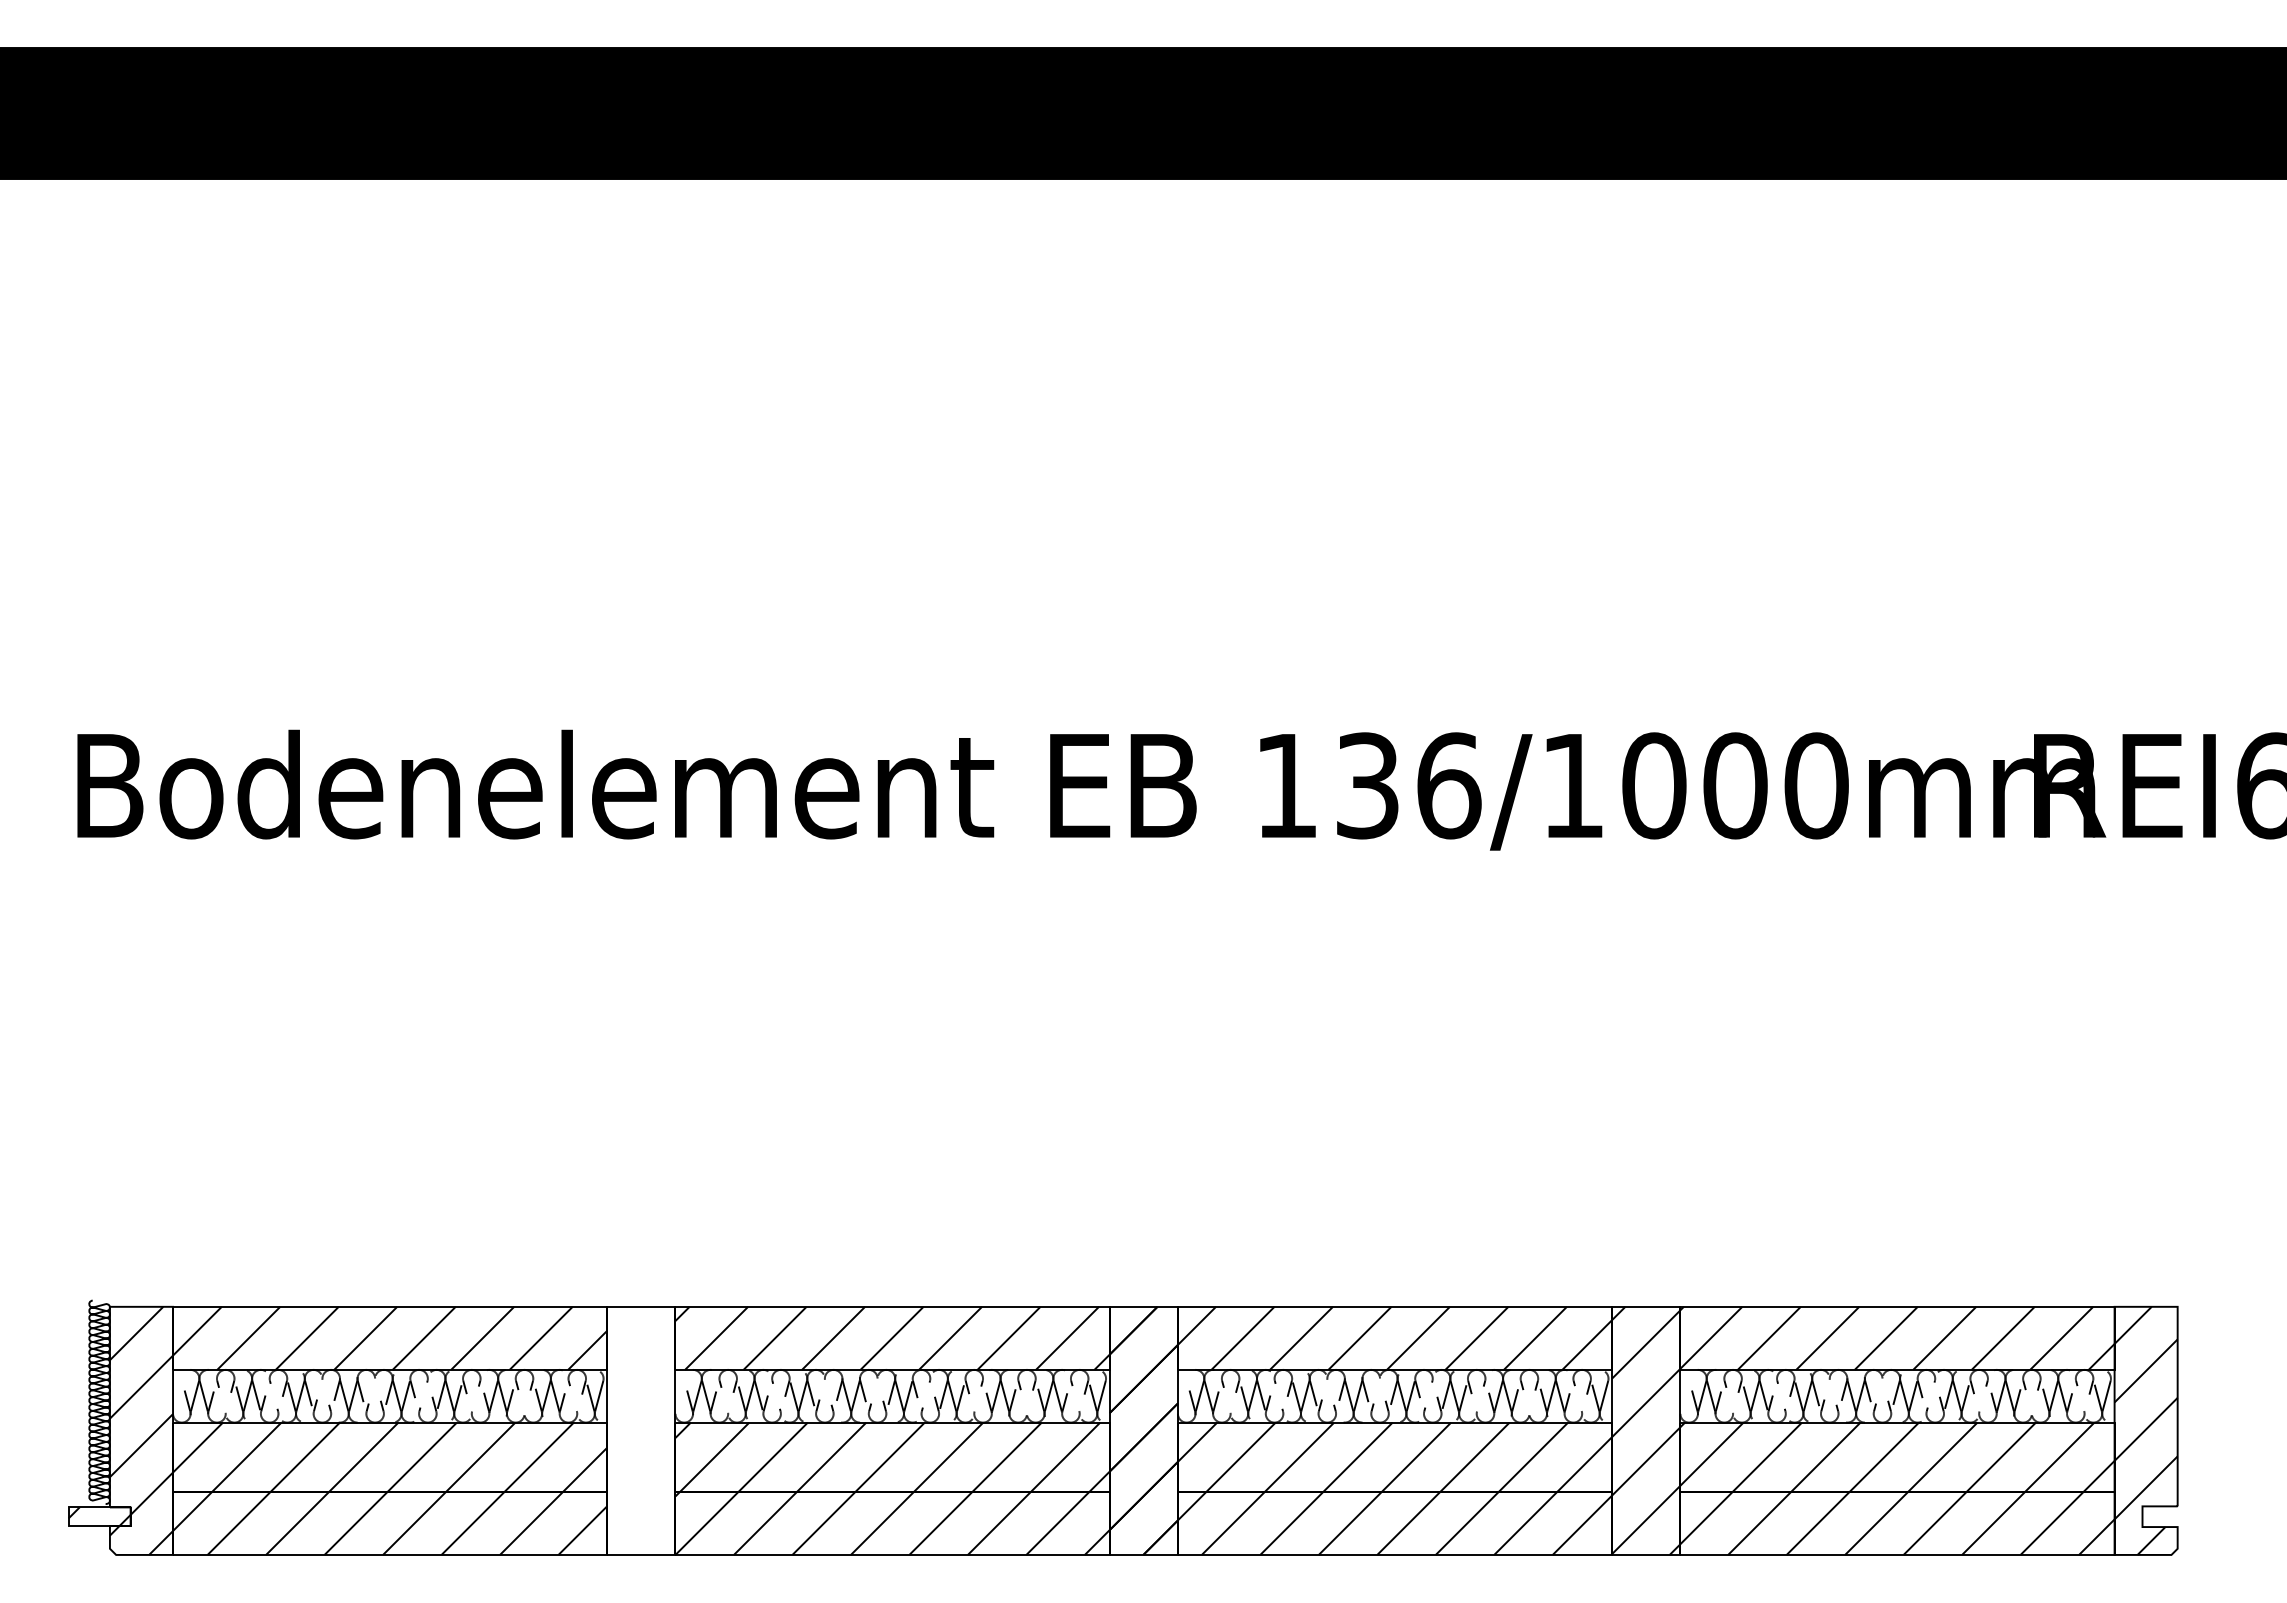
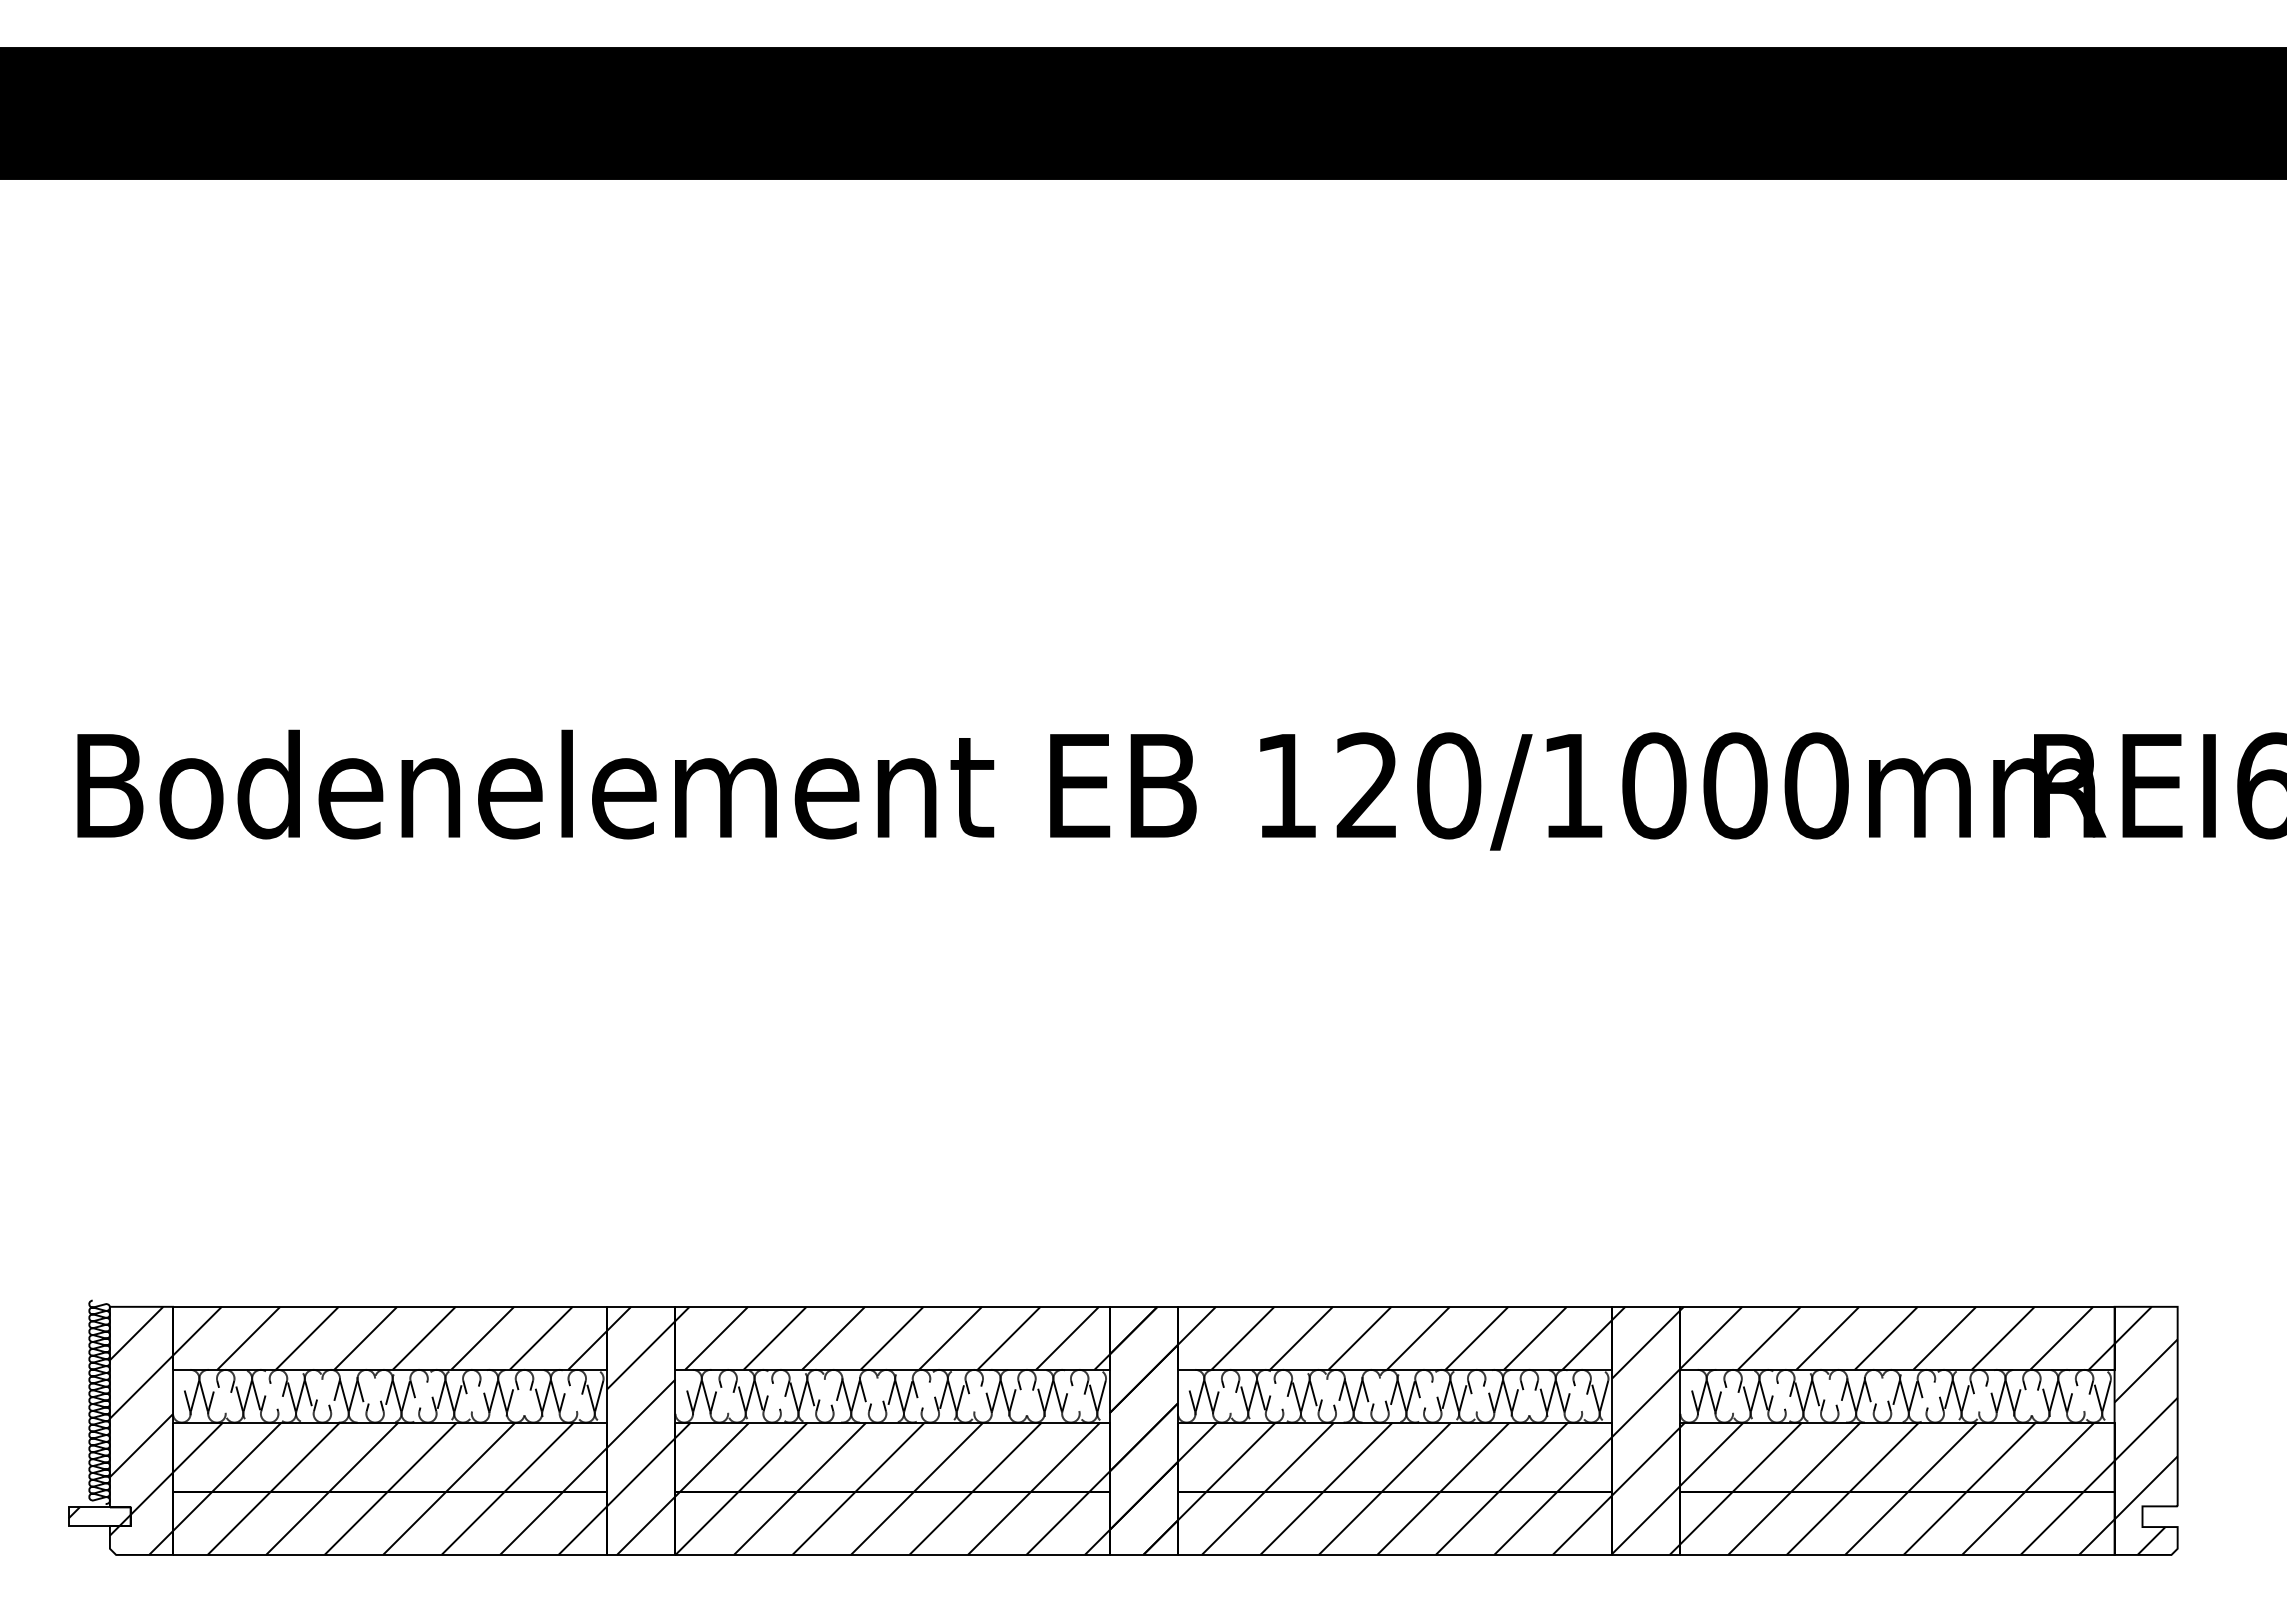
text: 136/1000mm -> 120/1000mm (1408, 785)
hatch: none -> present (641, 1430)
